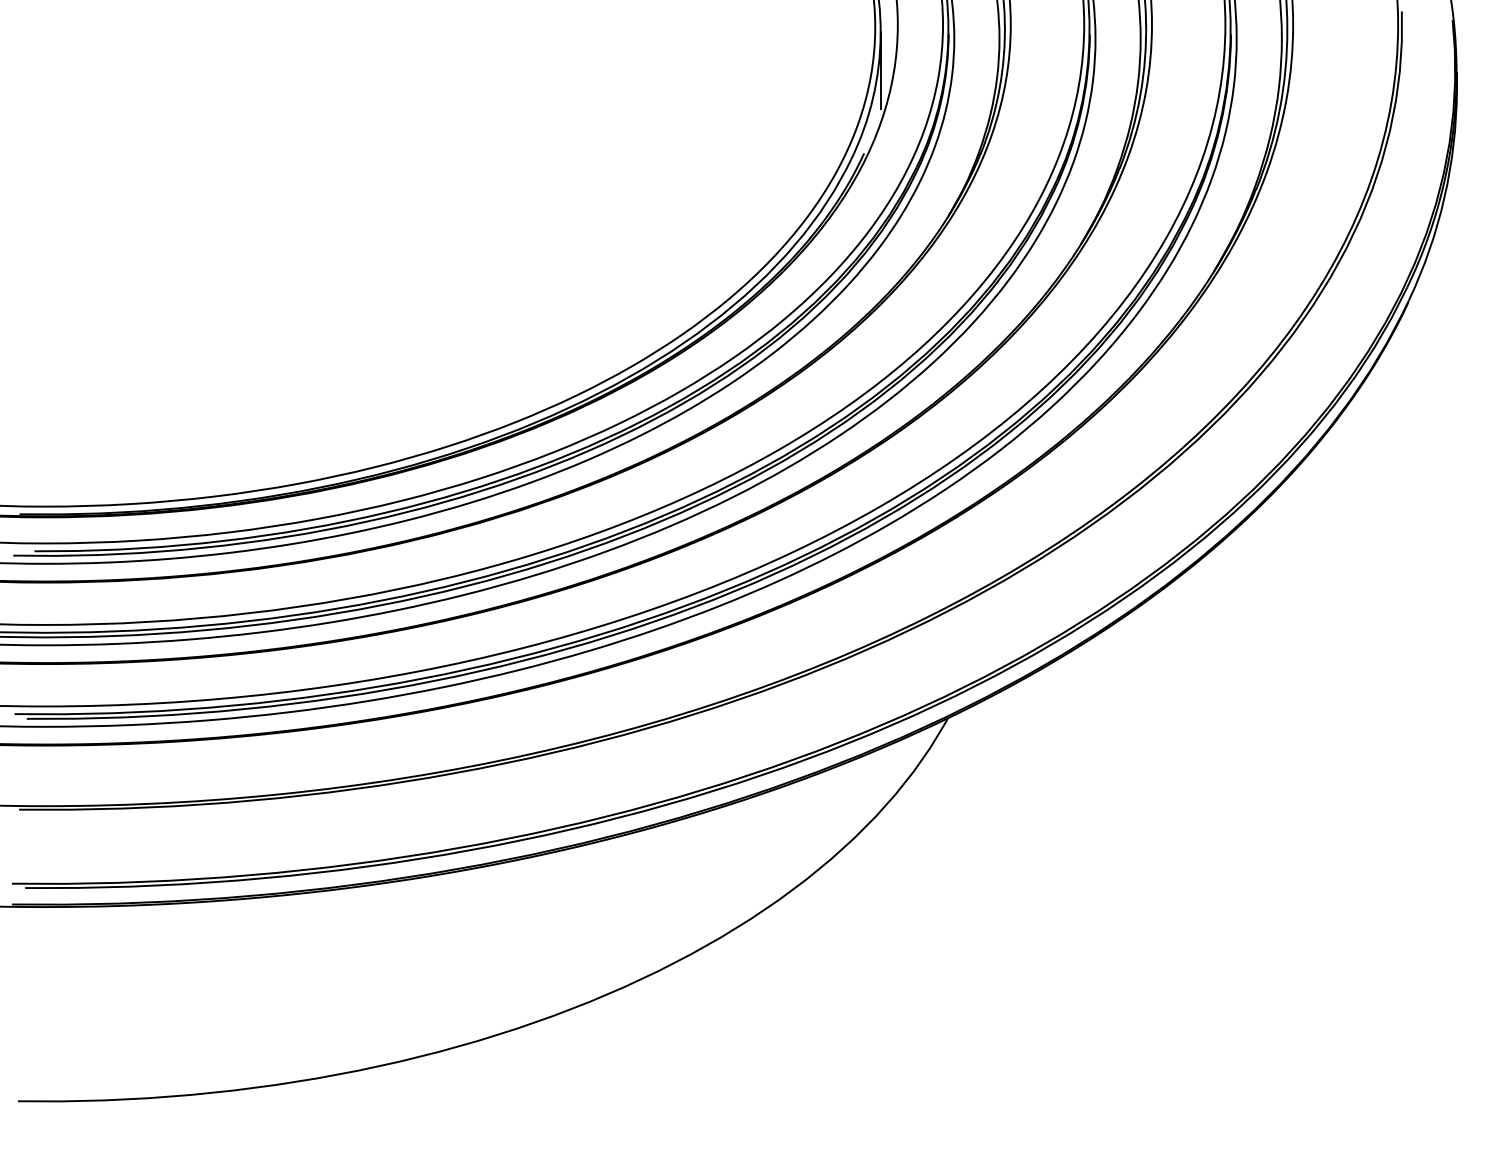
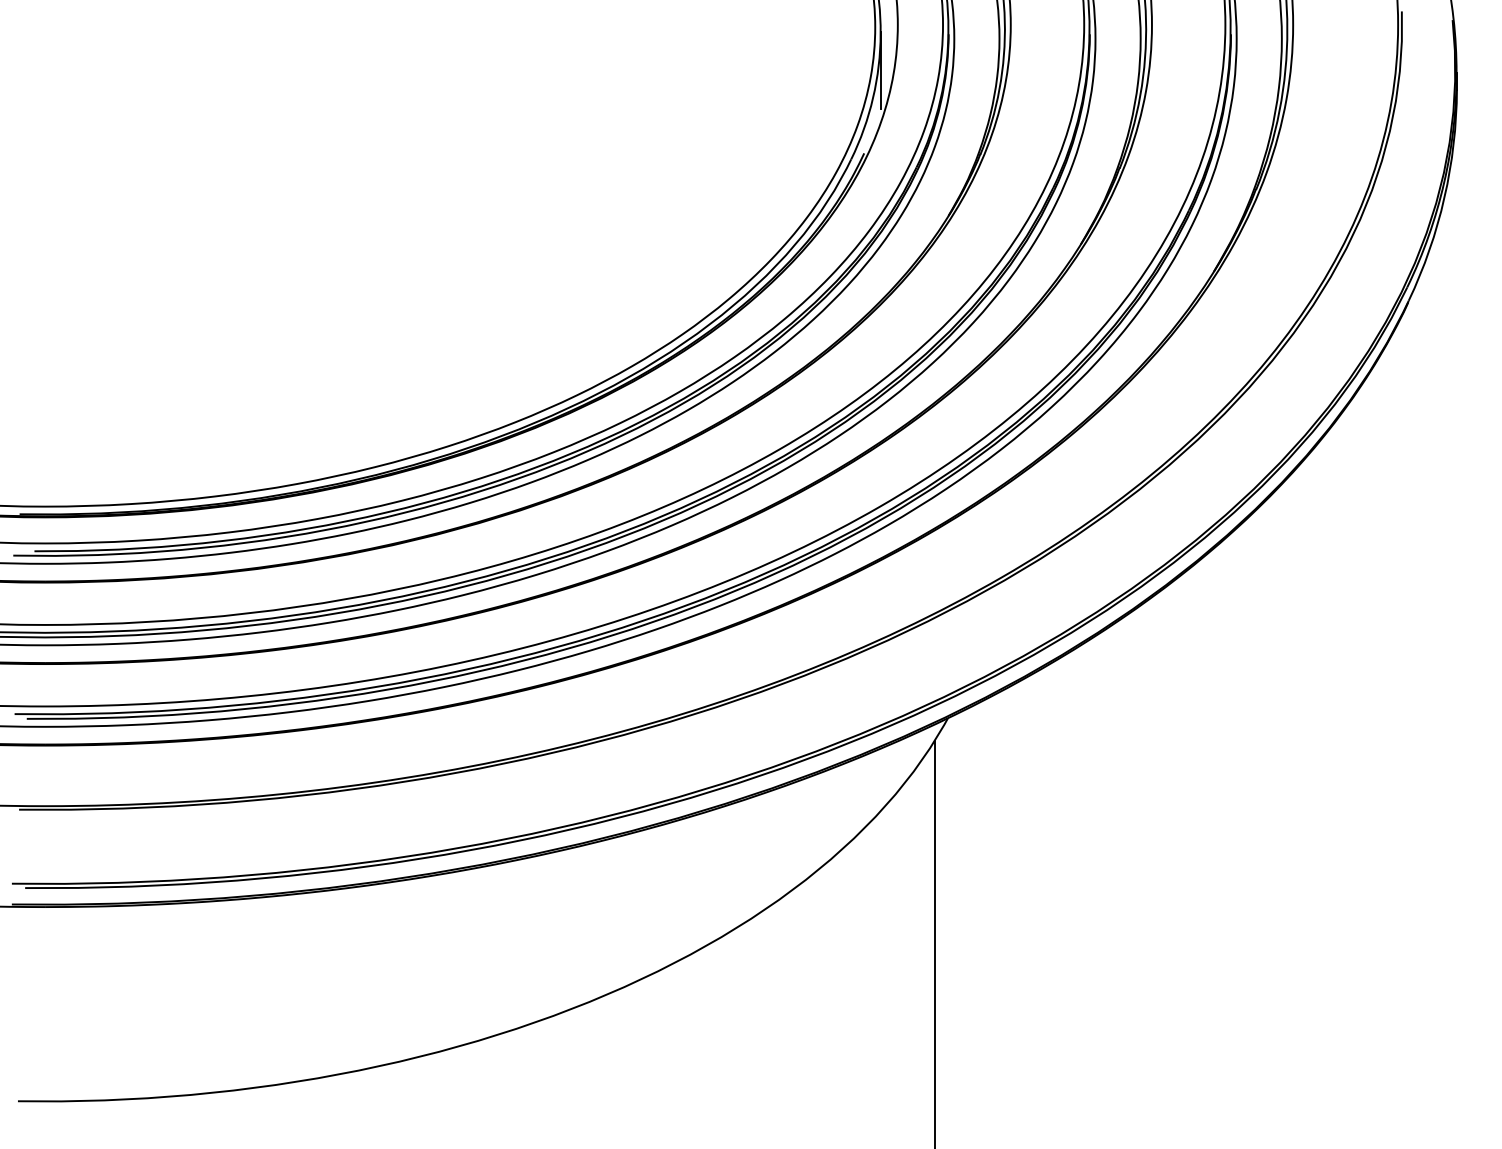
line: none -> present (934, 943)
